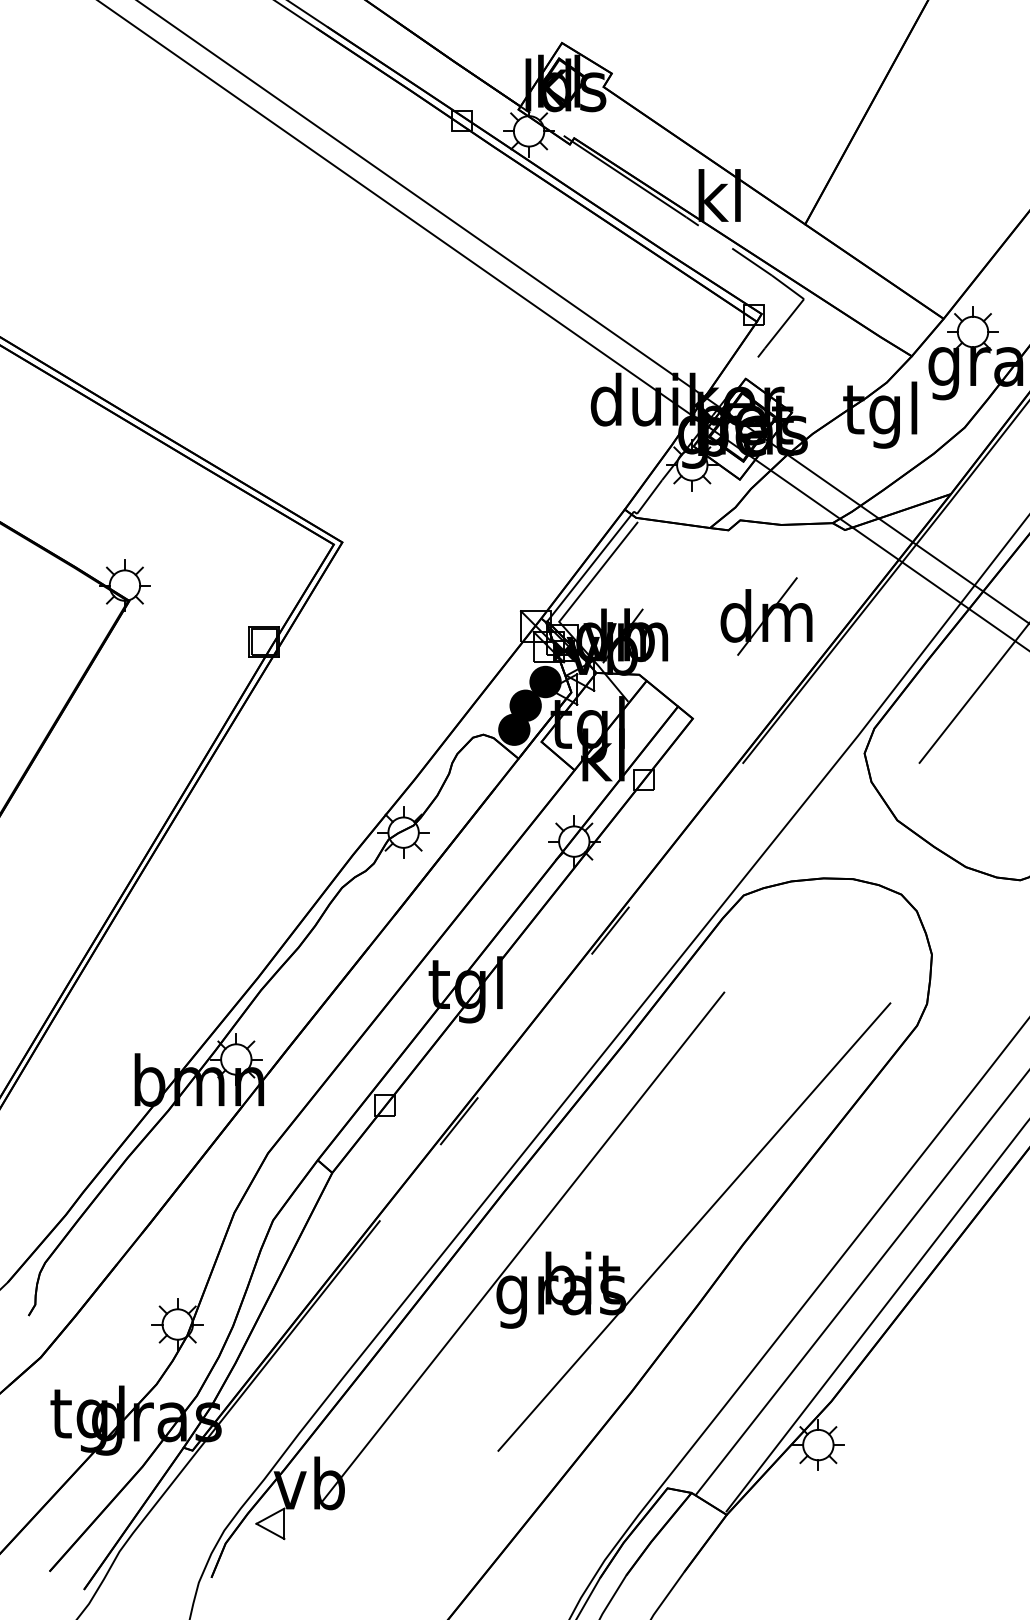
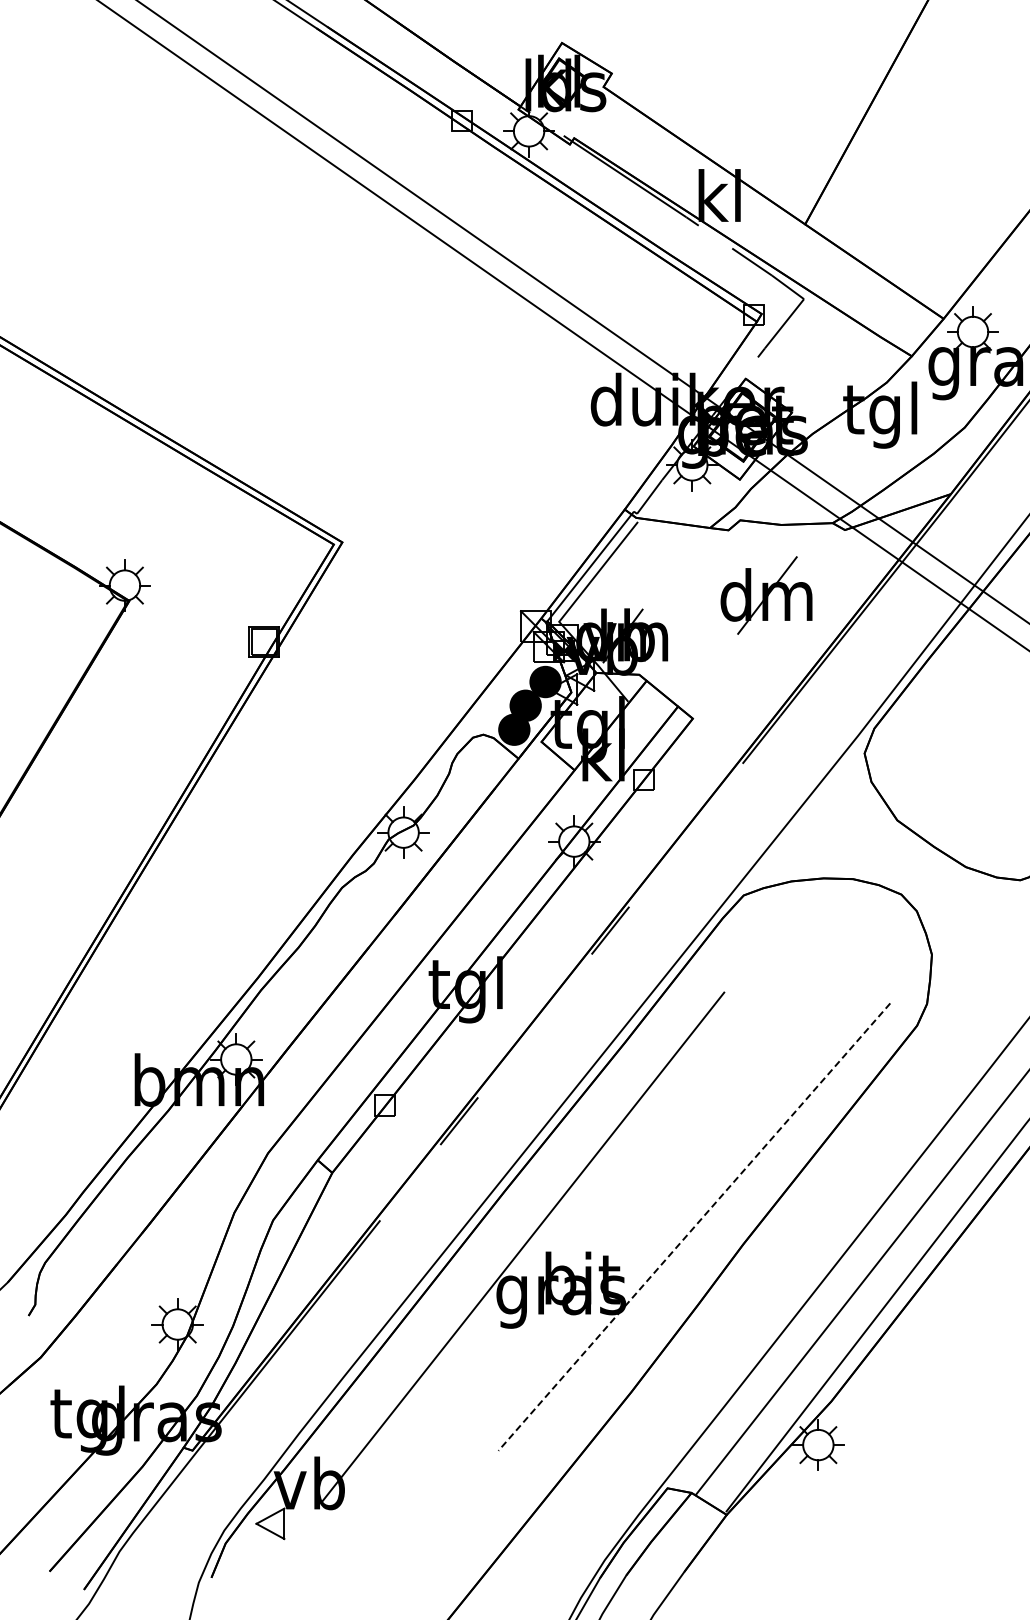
part position: (766, 616) -> (766, 595) (766, 595)
line: present -> none (972, 694)
line: solid -> dashed (694, 1227)
